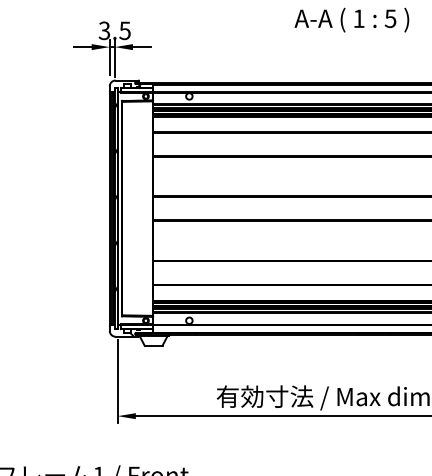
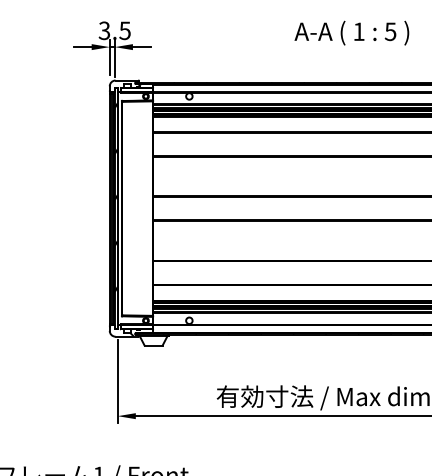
text position: (351, 19) -> (351, 32) (351, 32)
